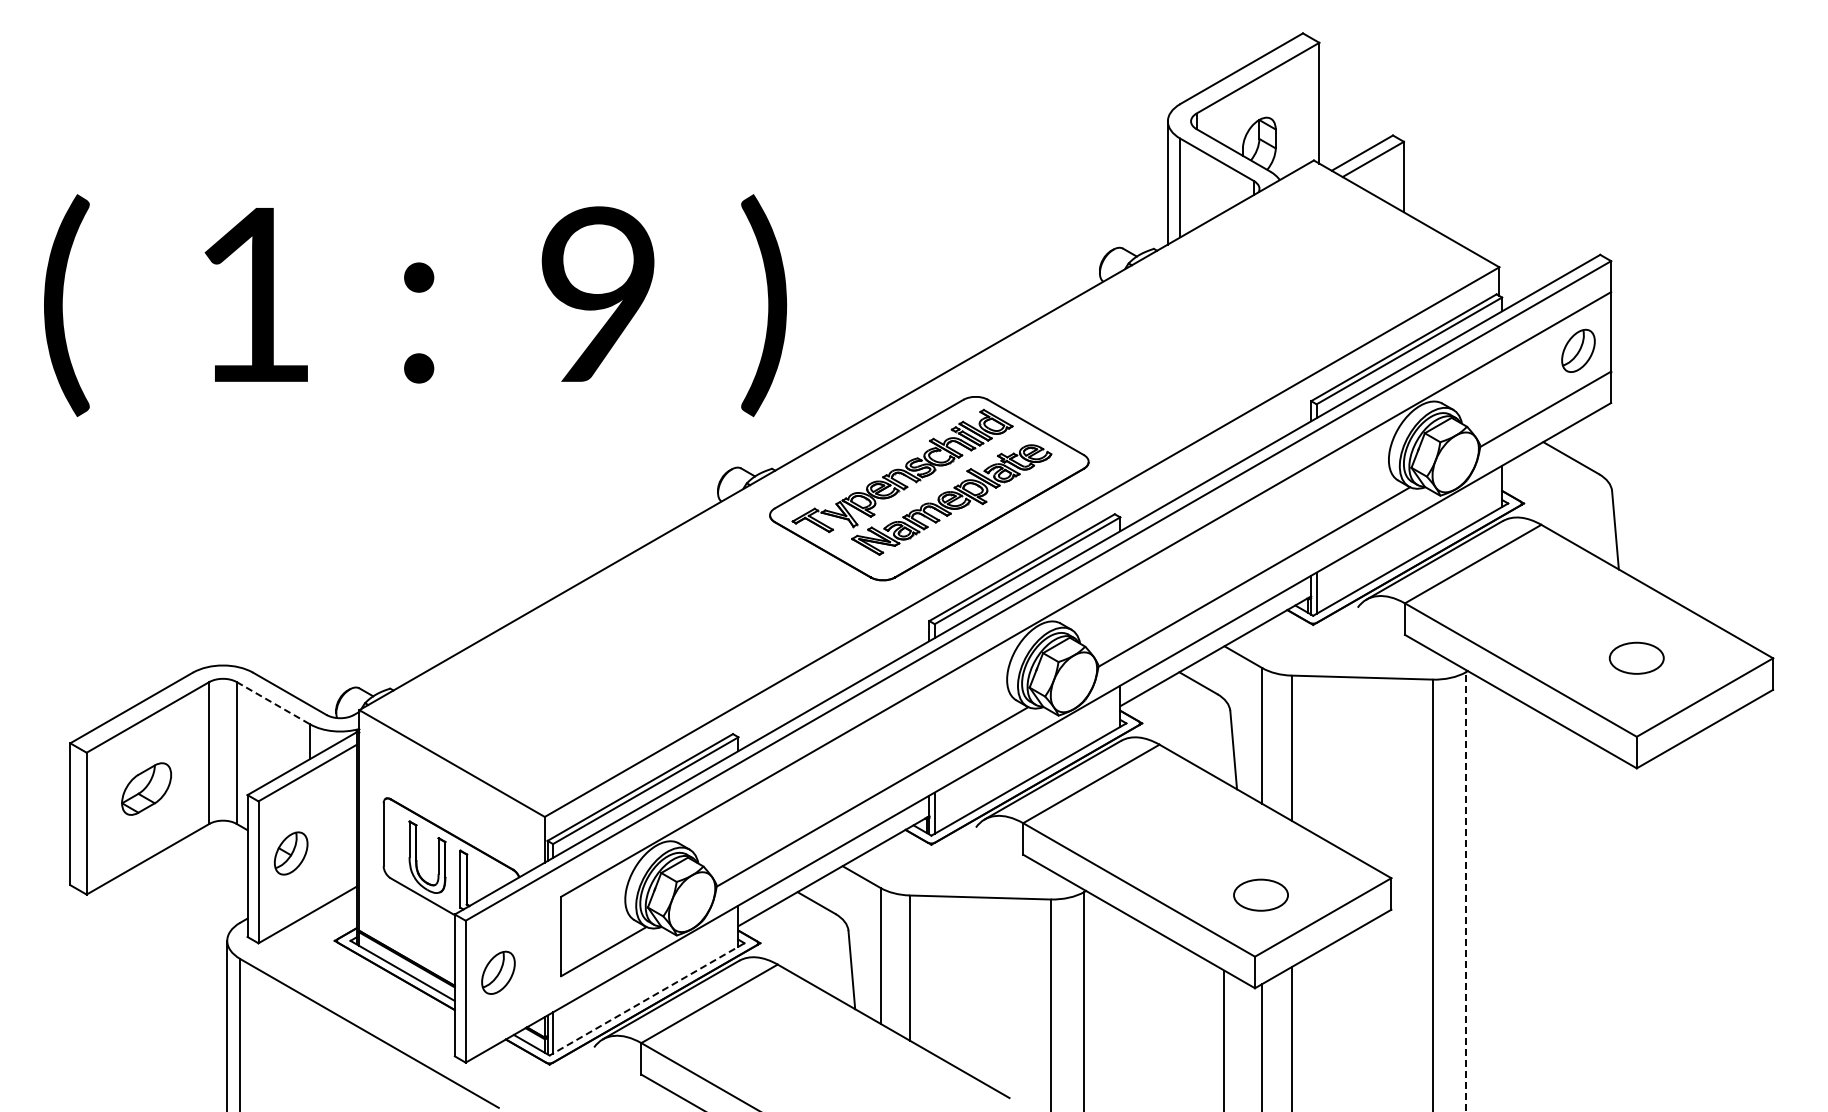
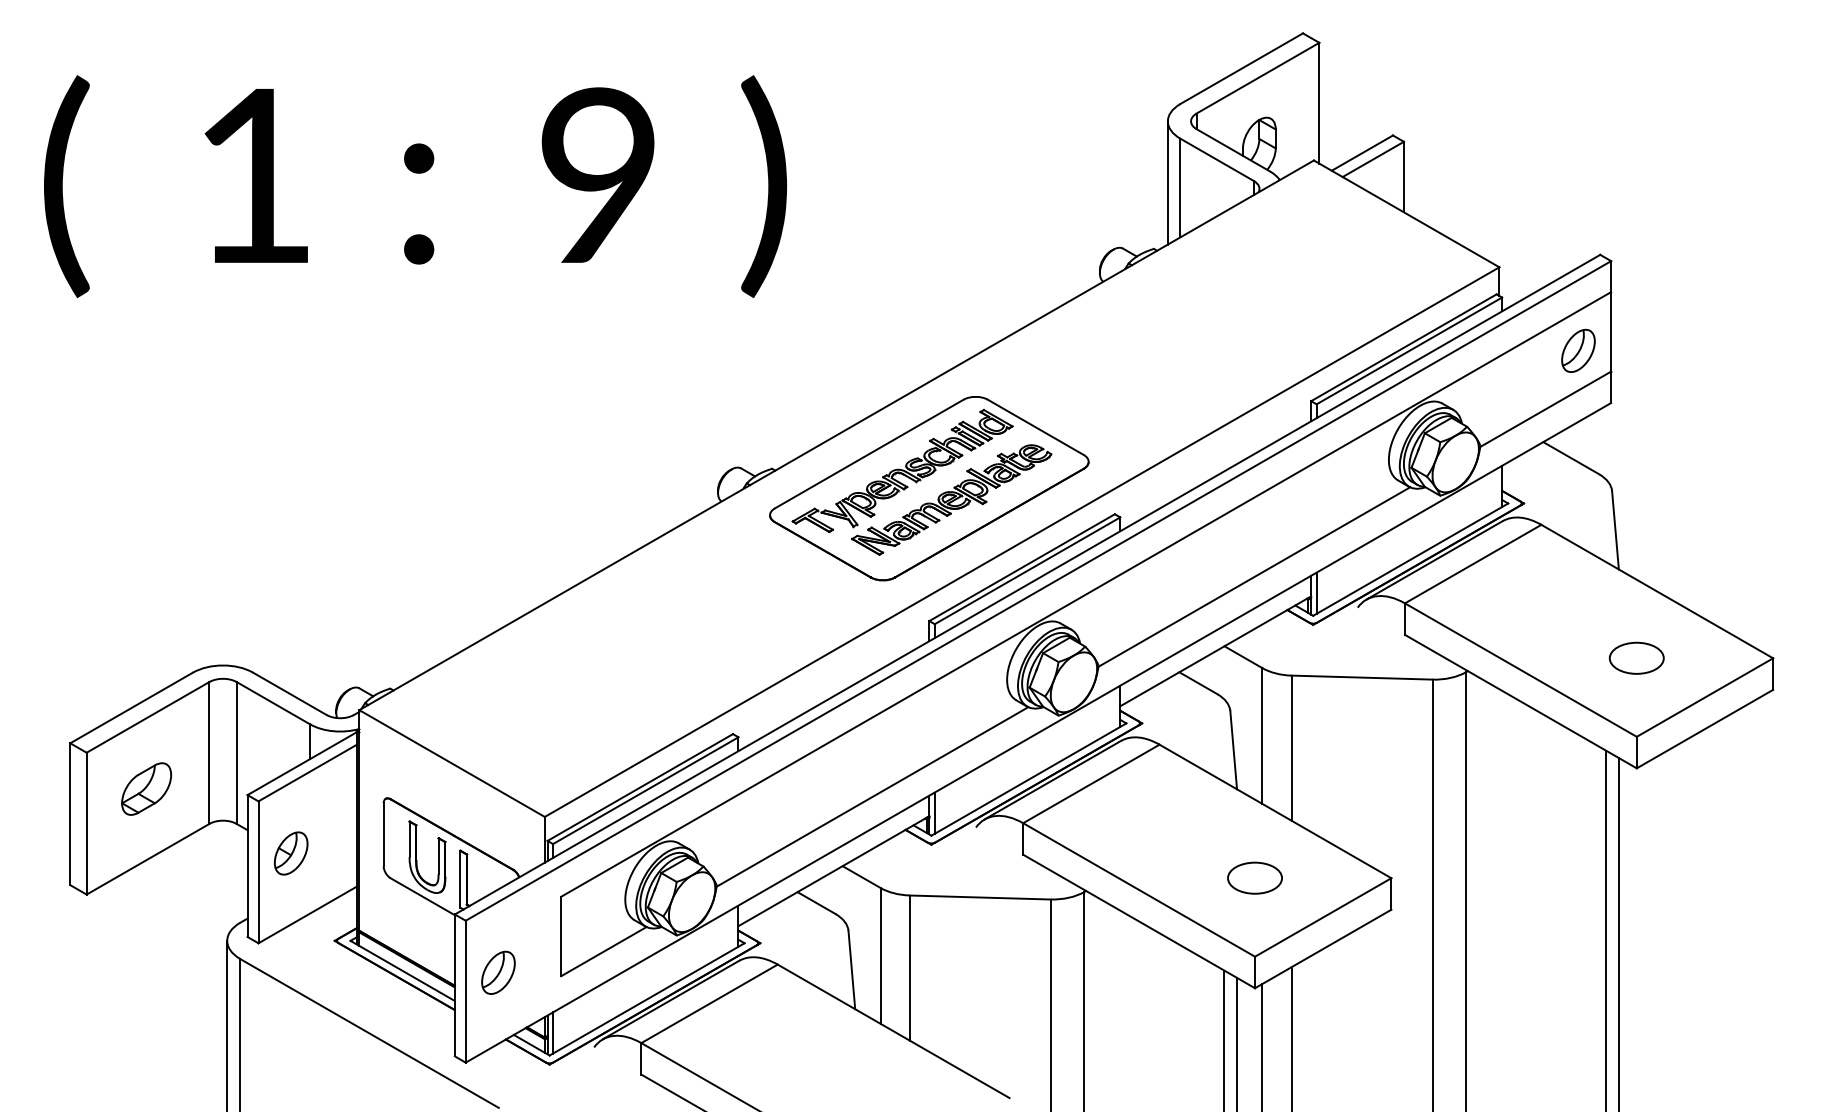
text position: (415, 305) -> (415, 186) (415, 186)
line: dashed -> solid (273, 703)
line: dashed -> solid (1466, 892)
part position: (1260, 894) -> (1254, 877) (1254, 877)
line: none -> present (1606, 929)
line: none -> present (1619, 933)
line: dashed -> solid (646, 999)
line: none -> present (1237, 1043)
